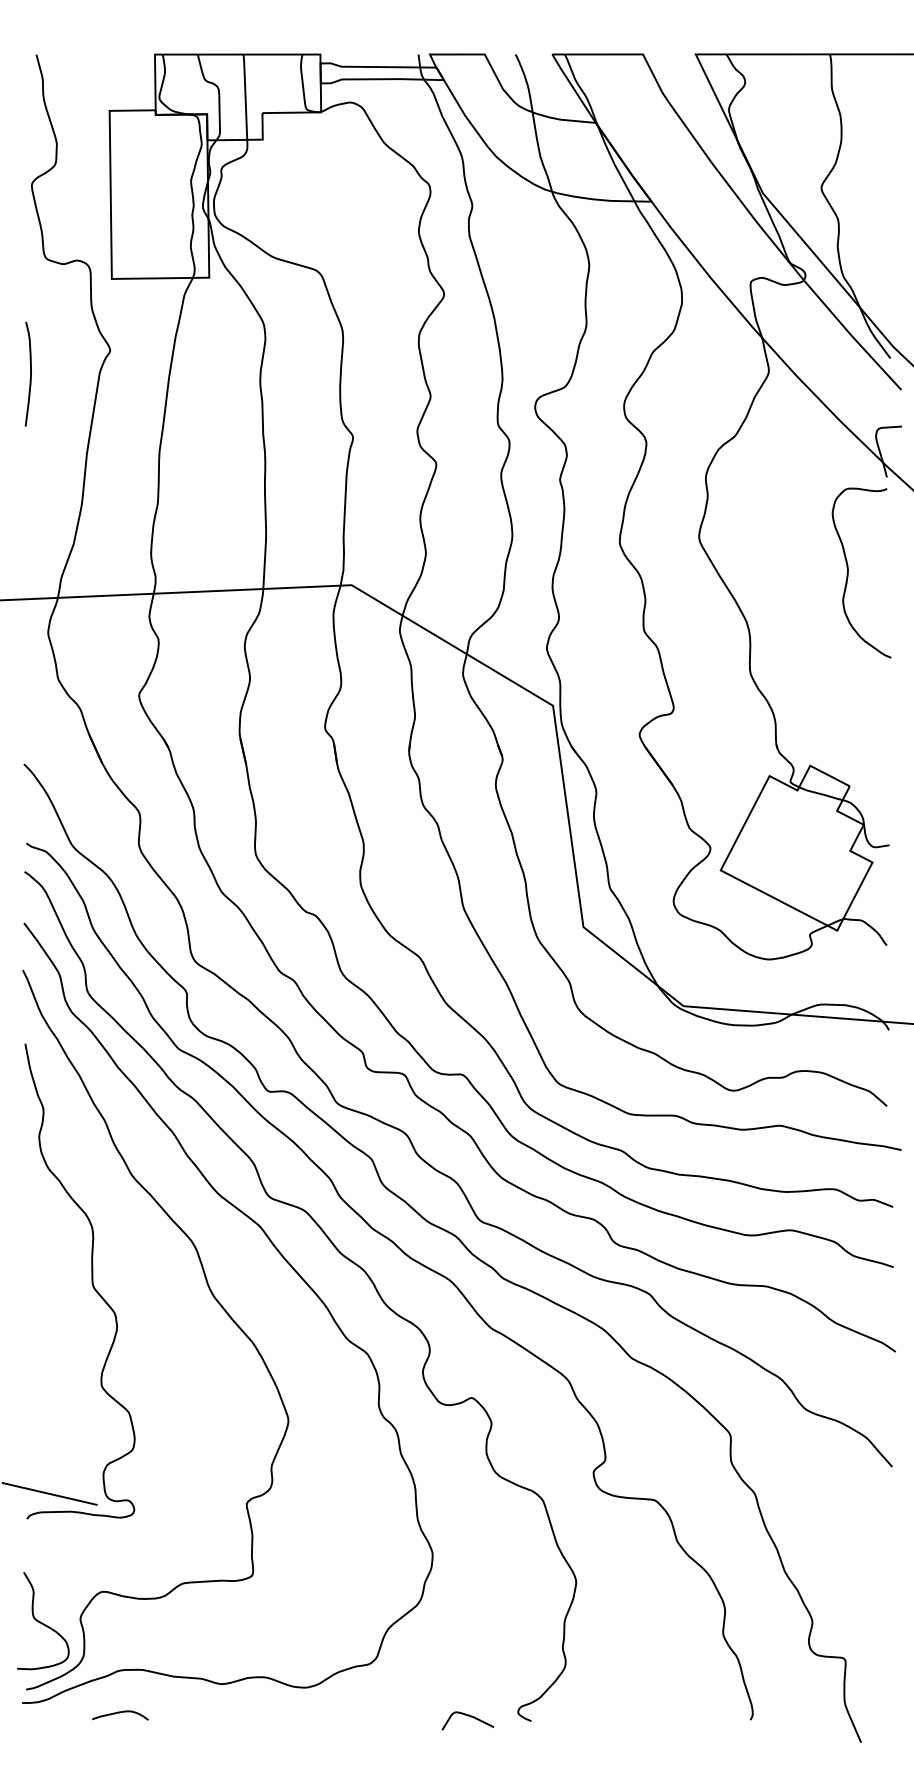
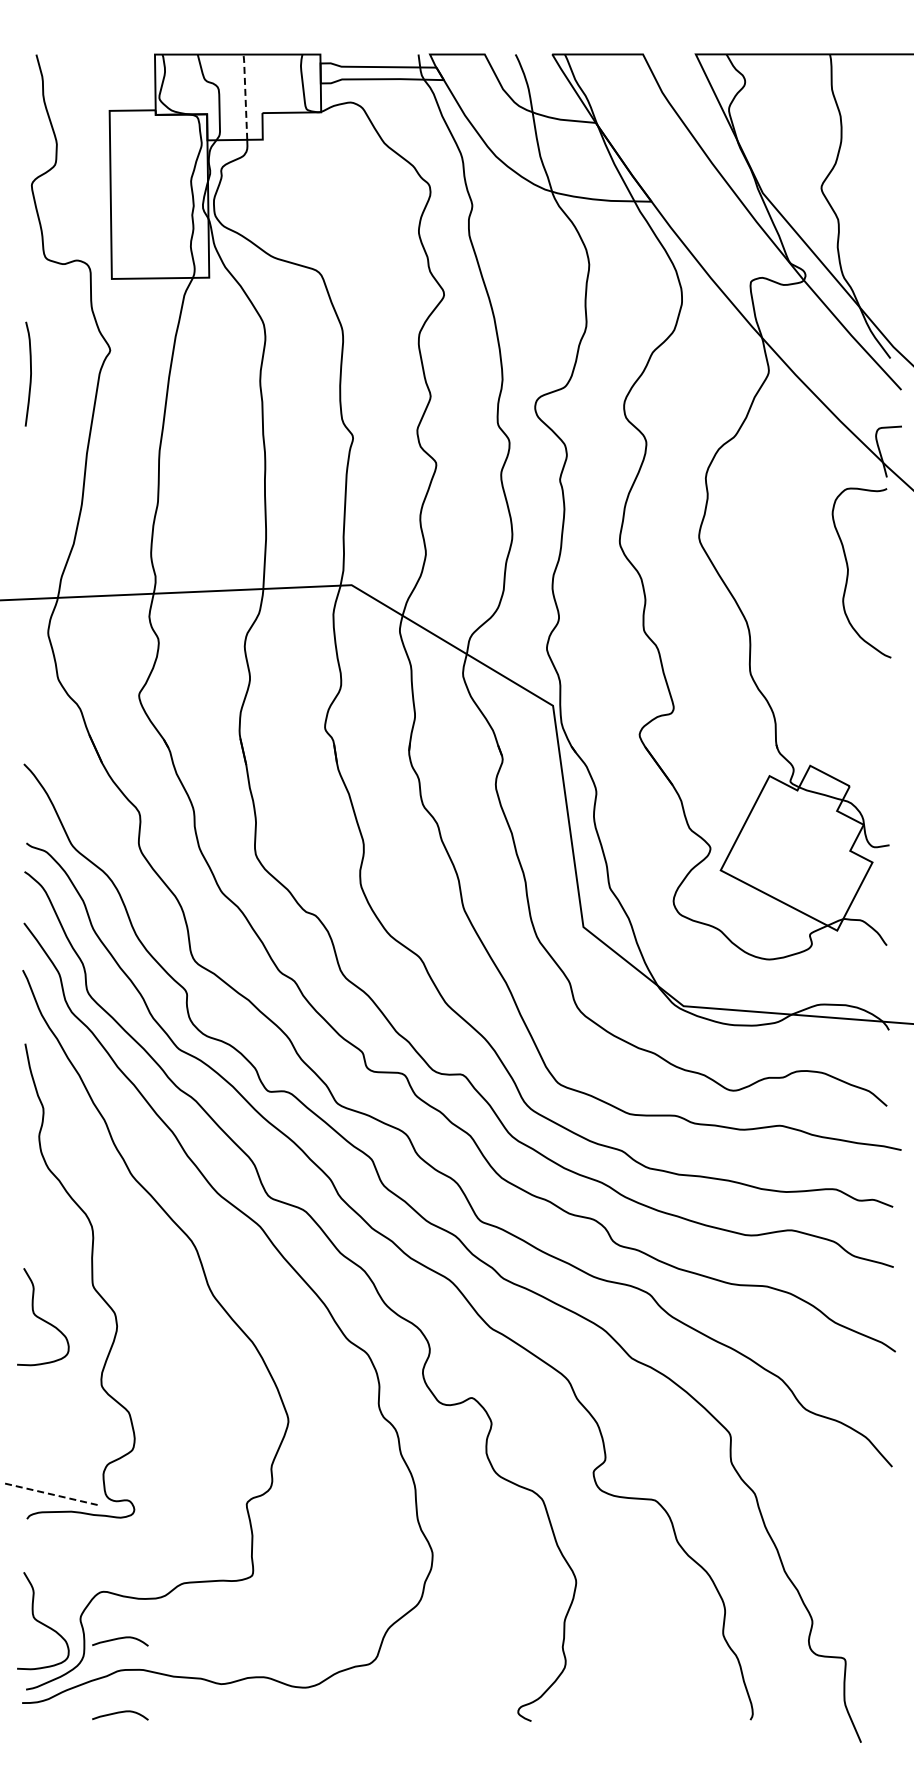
line: solid -> dashed (245, 95)
curve: none -> present (42, 1318)
line: solid -> dashed (49, 1493)
curve: none -> present (120, 1639)
curve: present -> none (467, 1716)
